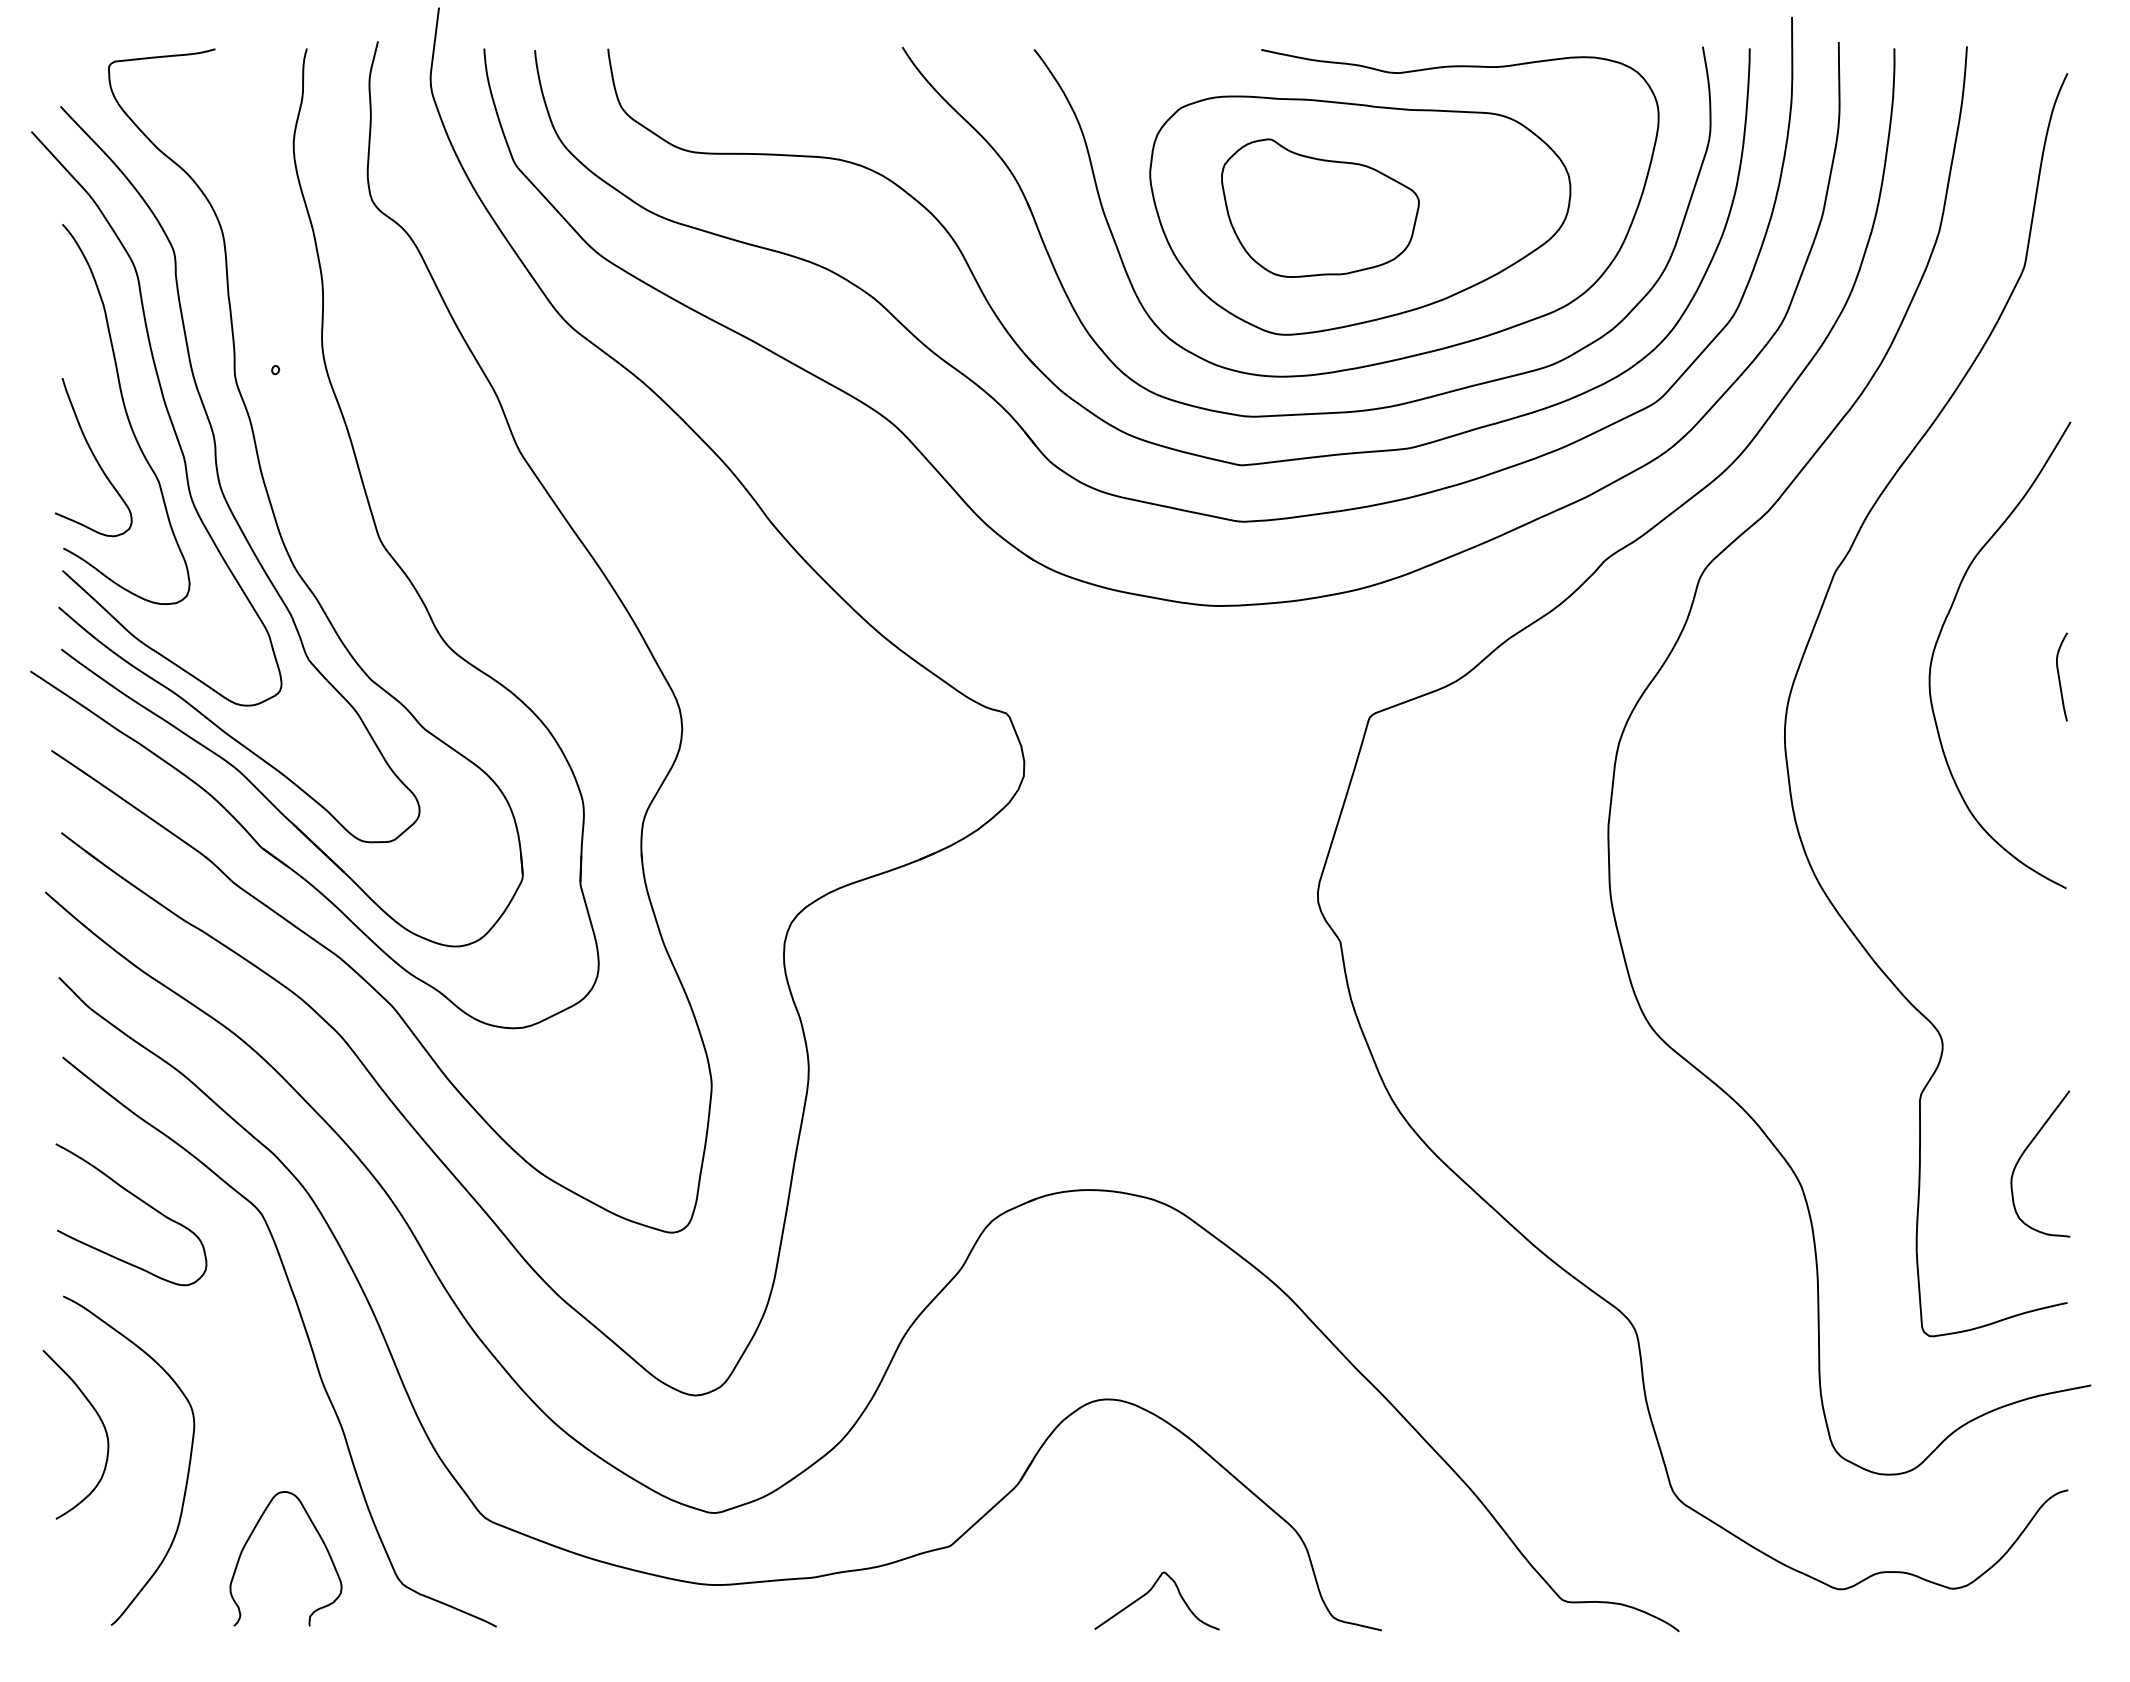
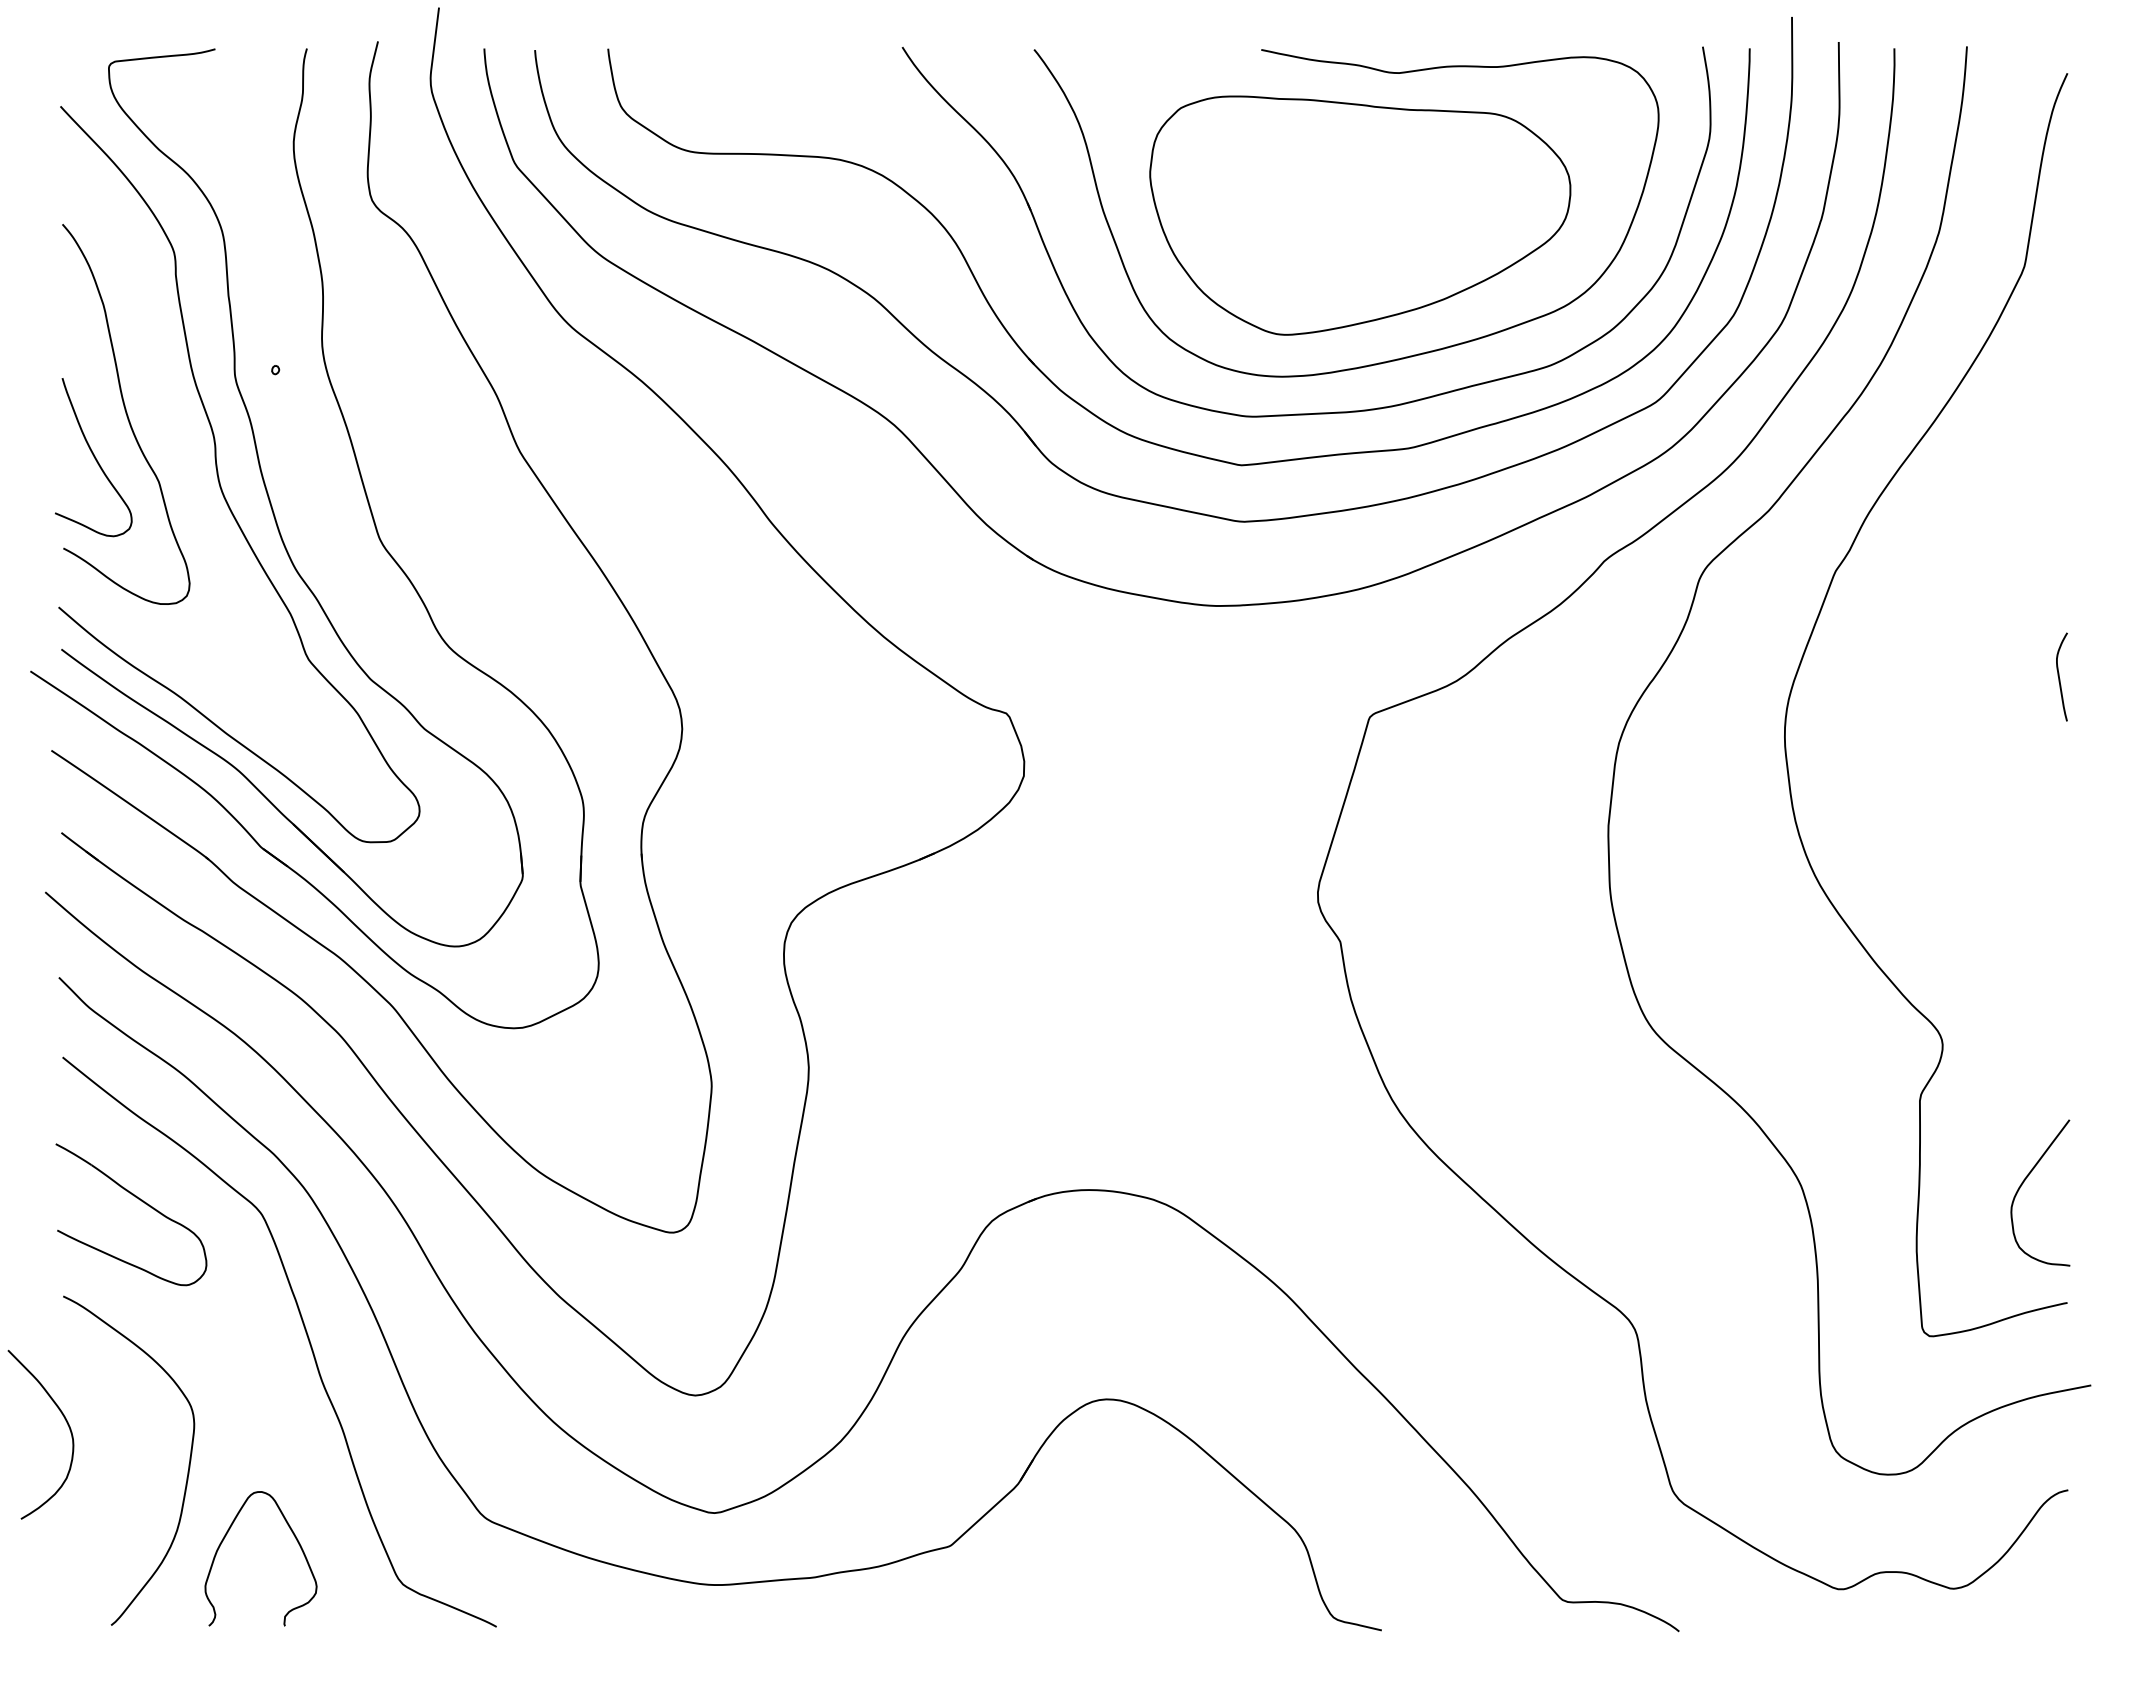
part: present -> none (1320, 207)
curve: present -> none (167, 414)
curve: present -> none (1942, 630)
curve position: (2024, 1153) -> (2024, 1182) (2024, 1182)
curve position: (101, 1423) -> (66, 1423) (66, 1423)
curve position: (319, 1537) -> (294, 1537) (294, 1537)
curve: present -> none (1149, 1592)
